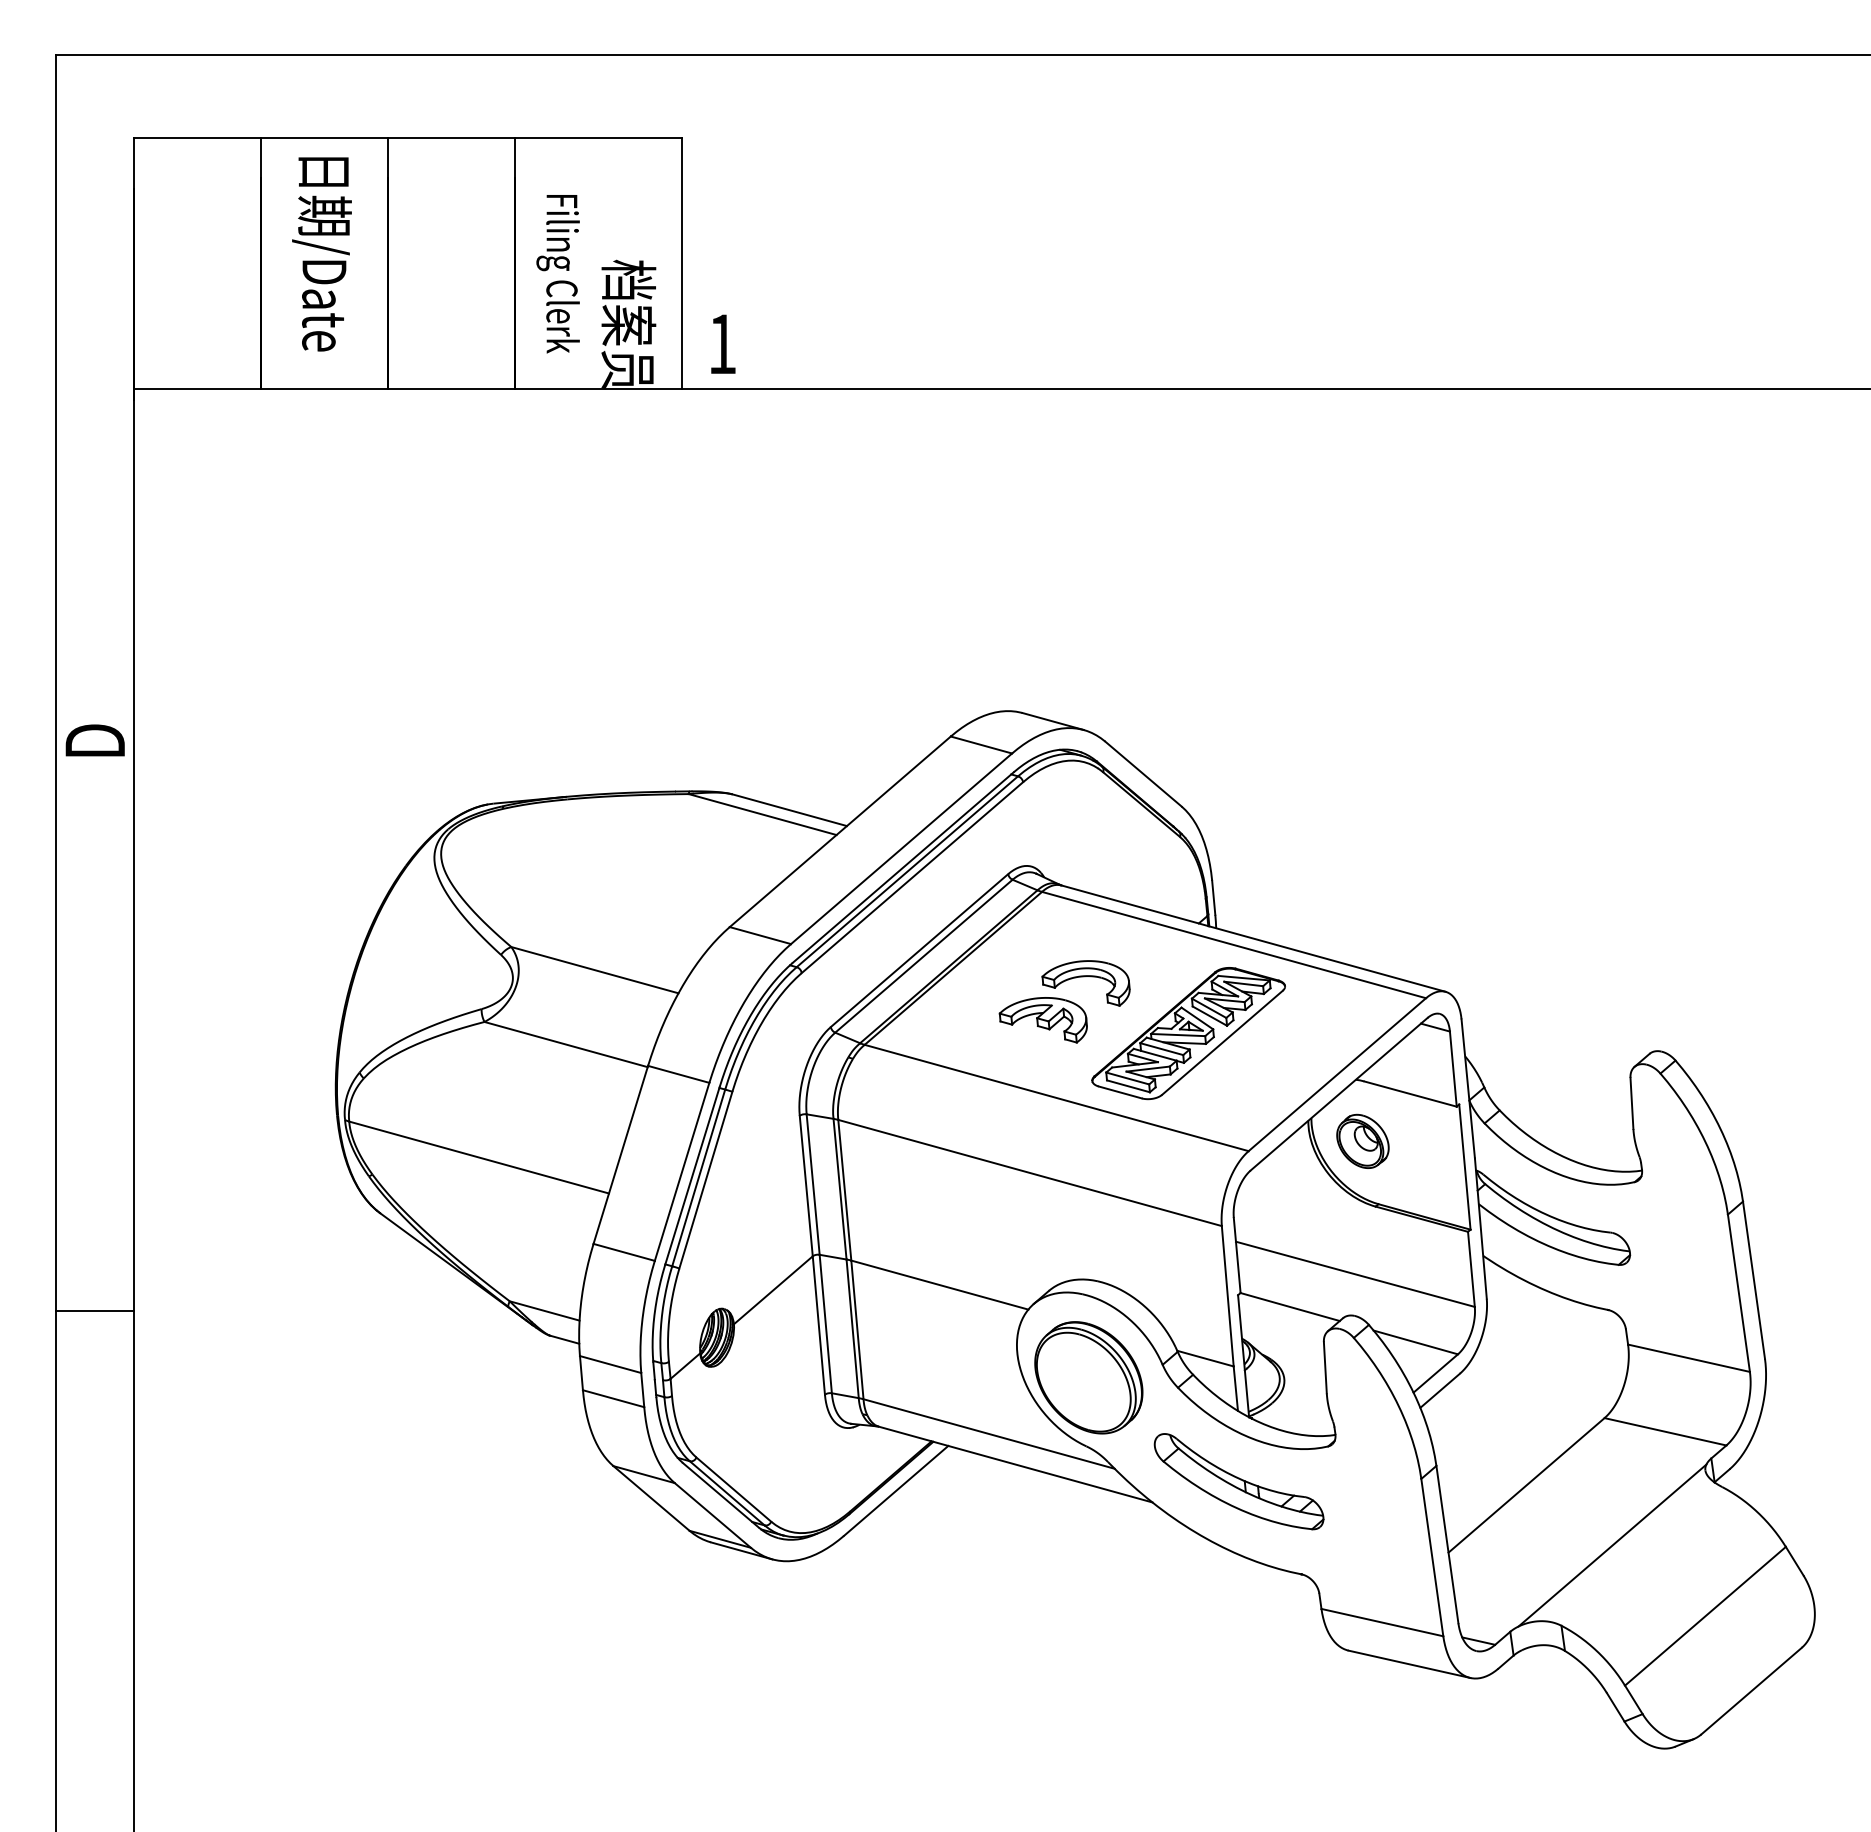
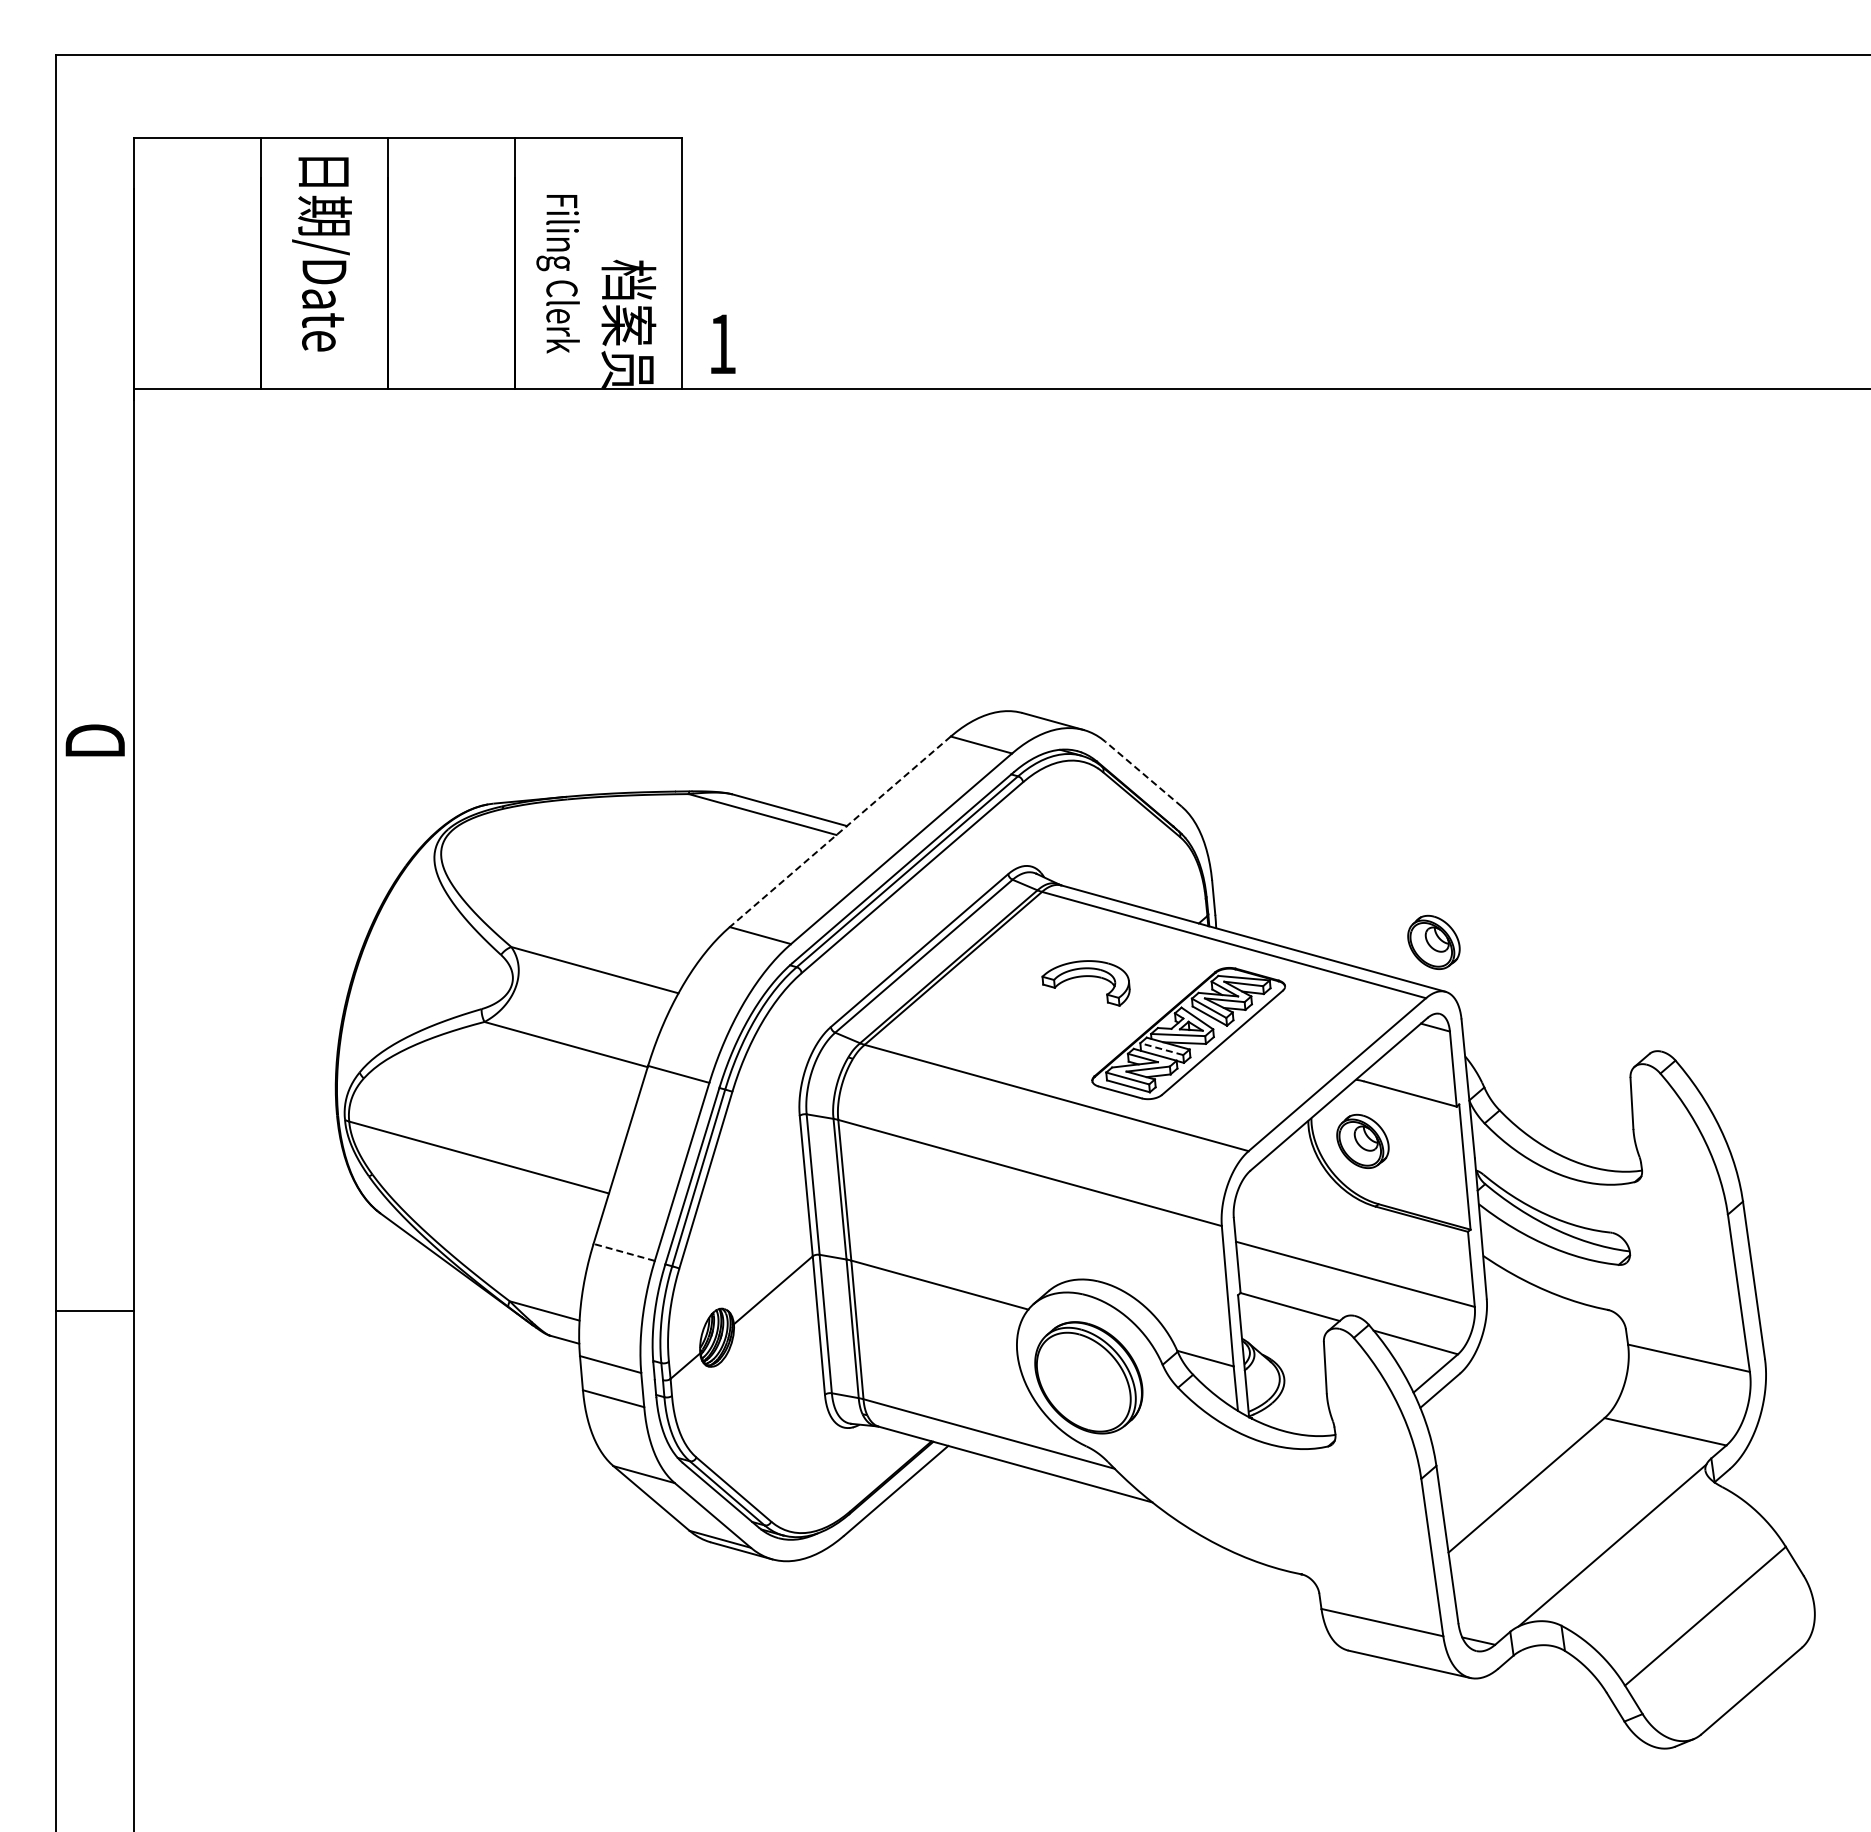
line: solid -> dashed (1143, 773)
line: solid -> dashed (840, 831)
part: none -> present (1433, 941)
part: present -> none (1042, 1020)
line: solid -> dashed (1161, 1049)
line: solid -> dashed (624, 1252)
part: present -> none (1238, 1481)
